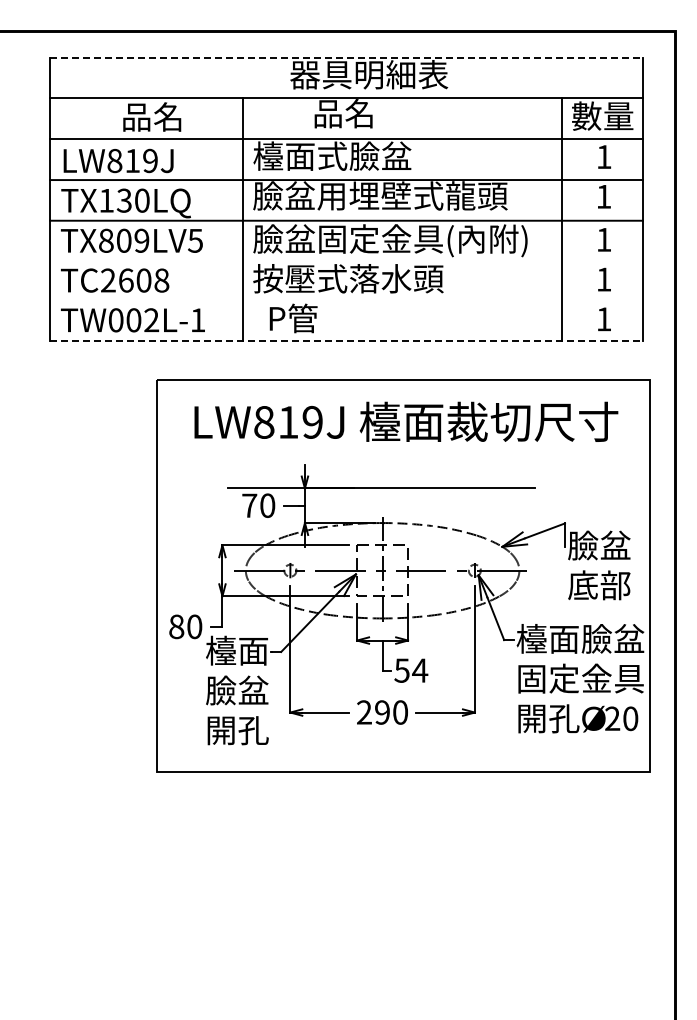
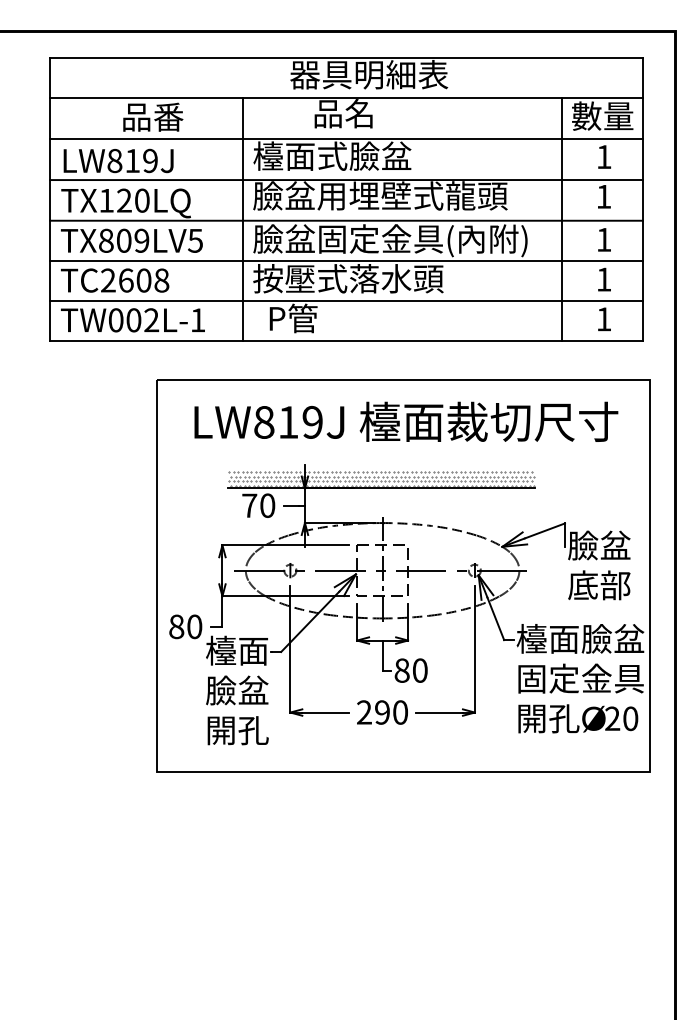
line: dashed -> solid (346, 57)
text: 品名 -> 品番 (168, 116)
text: TX130LQ -> TX120LQ (123, 200)
line: none -> present (346, 261)
line: none -> present (346, 300)
line: dashed -> solid (346, 340)
hatch: none -> present (381, 478)
text: 54 -> 80 (411, 670)
